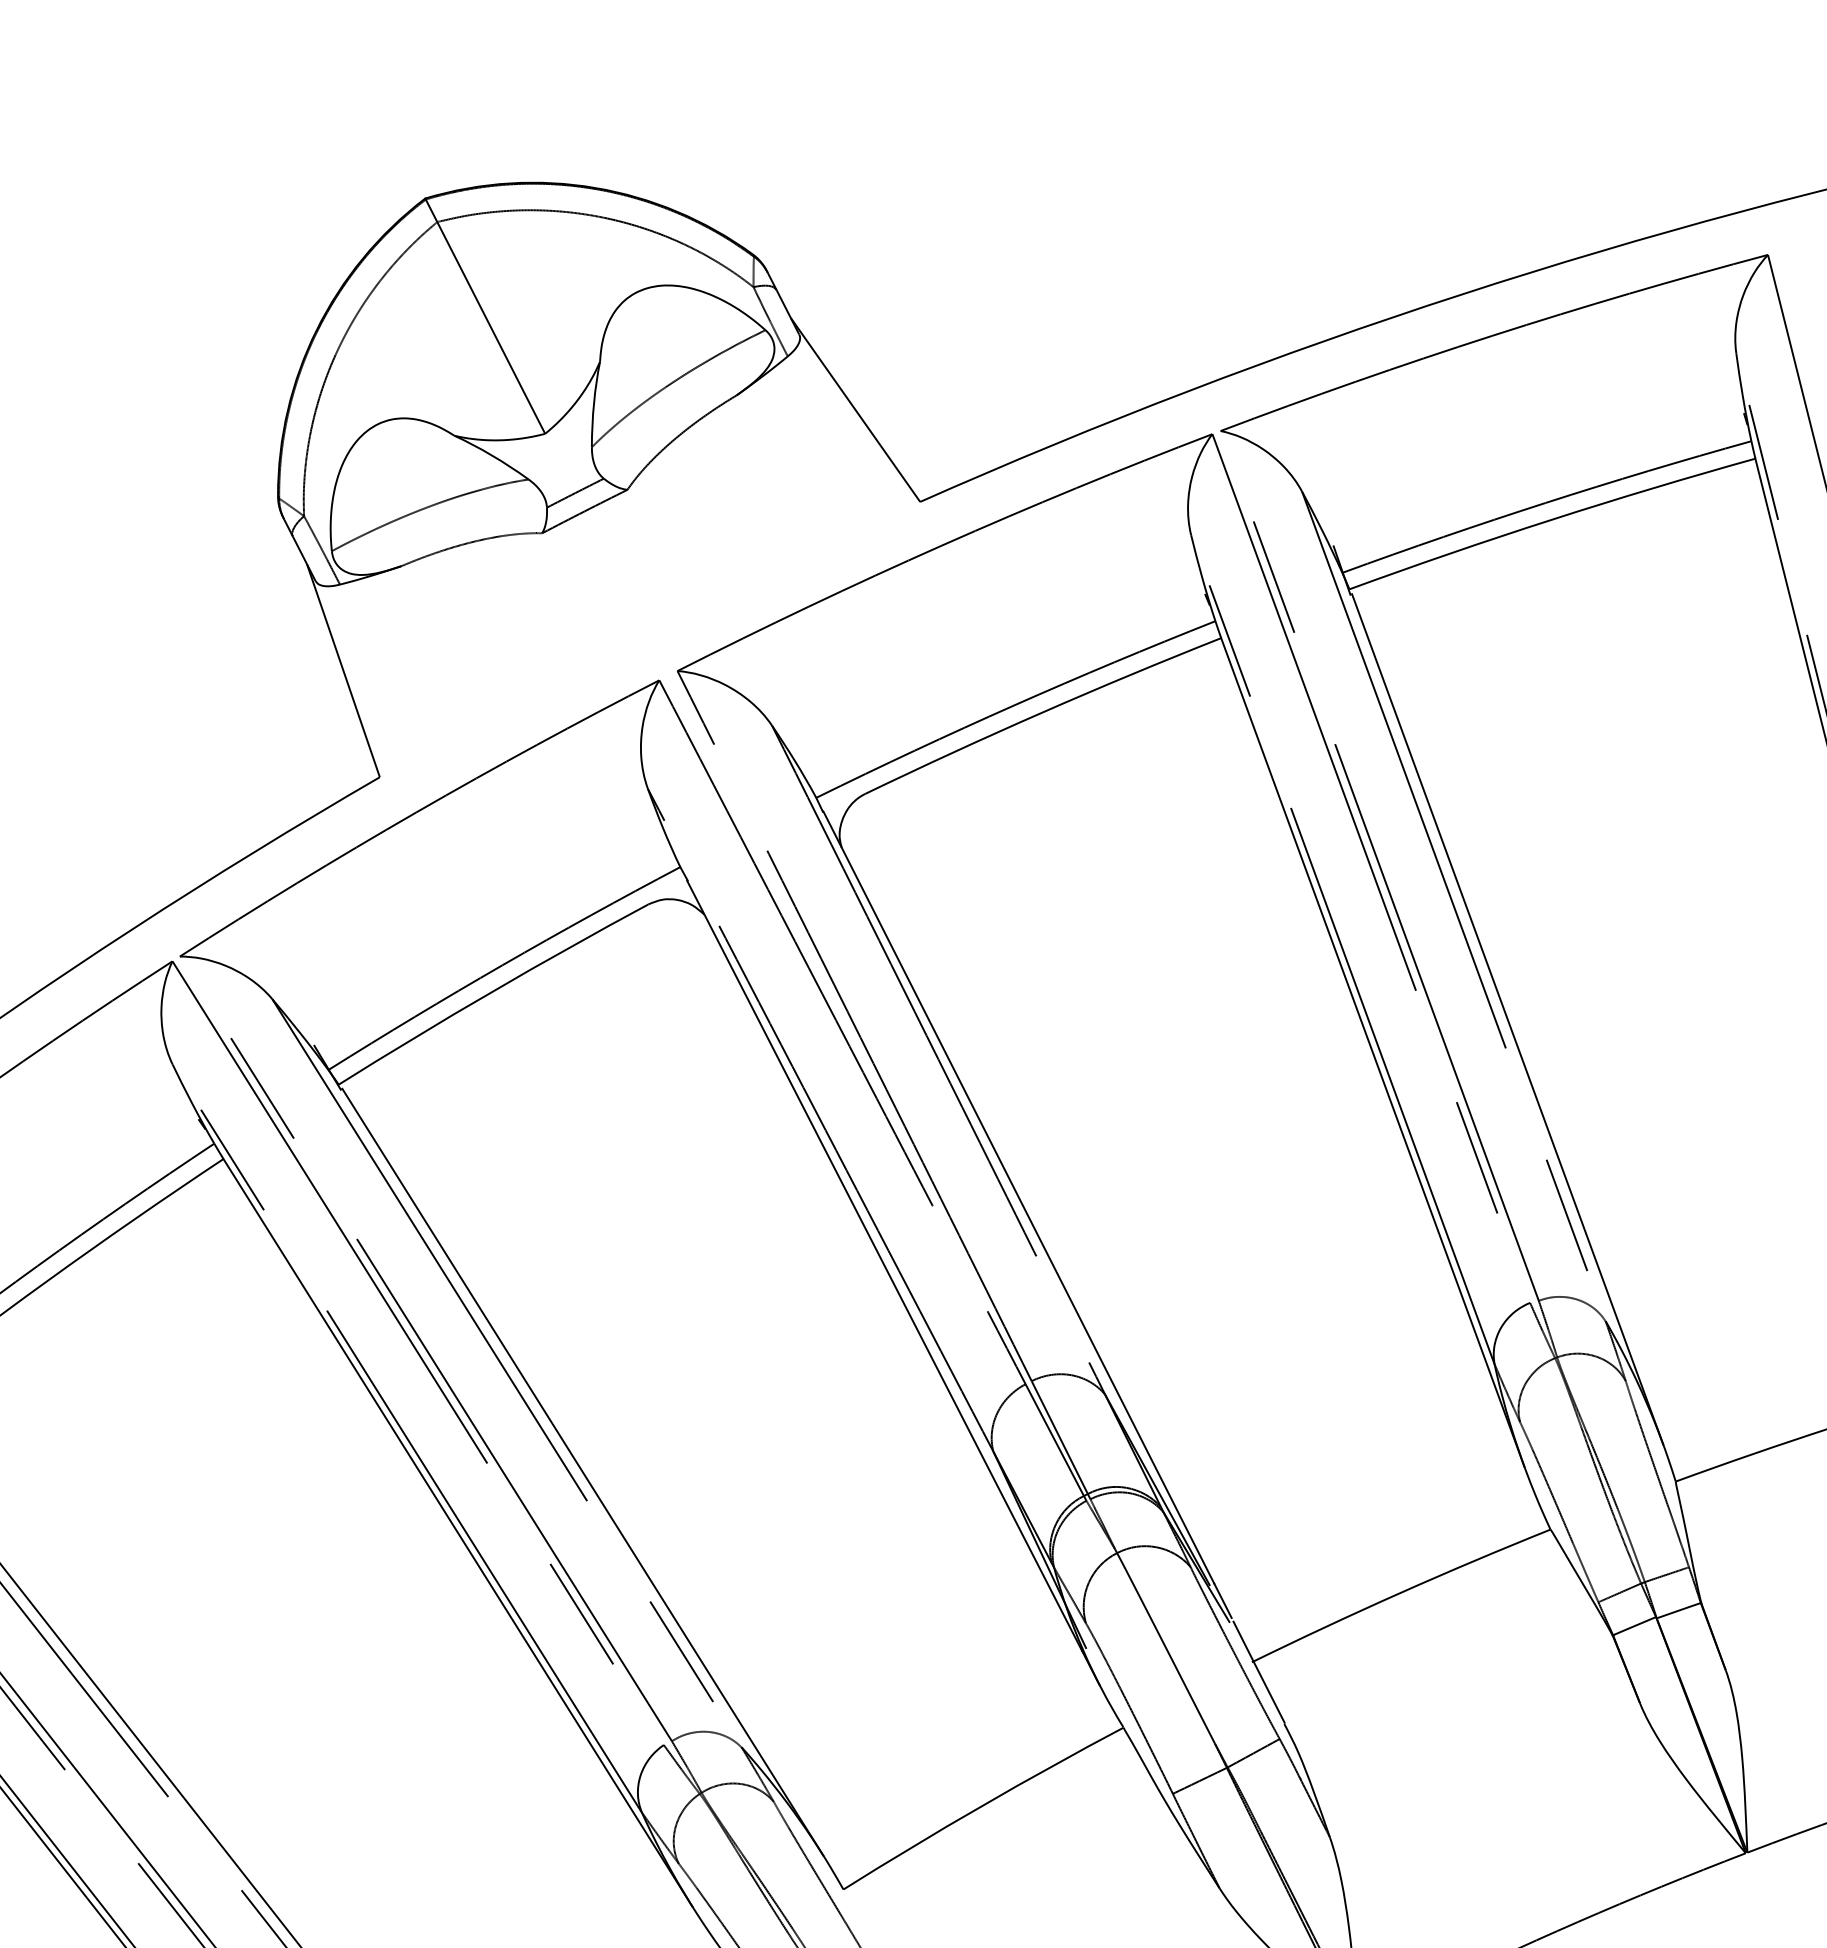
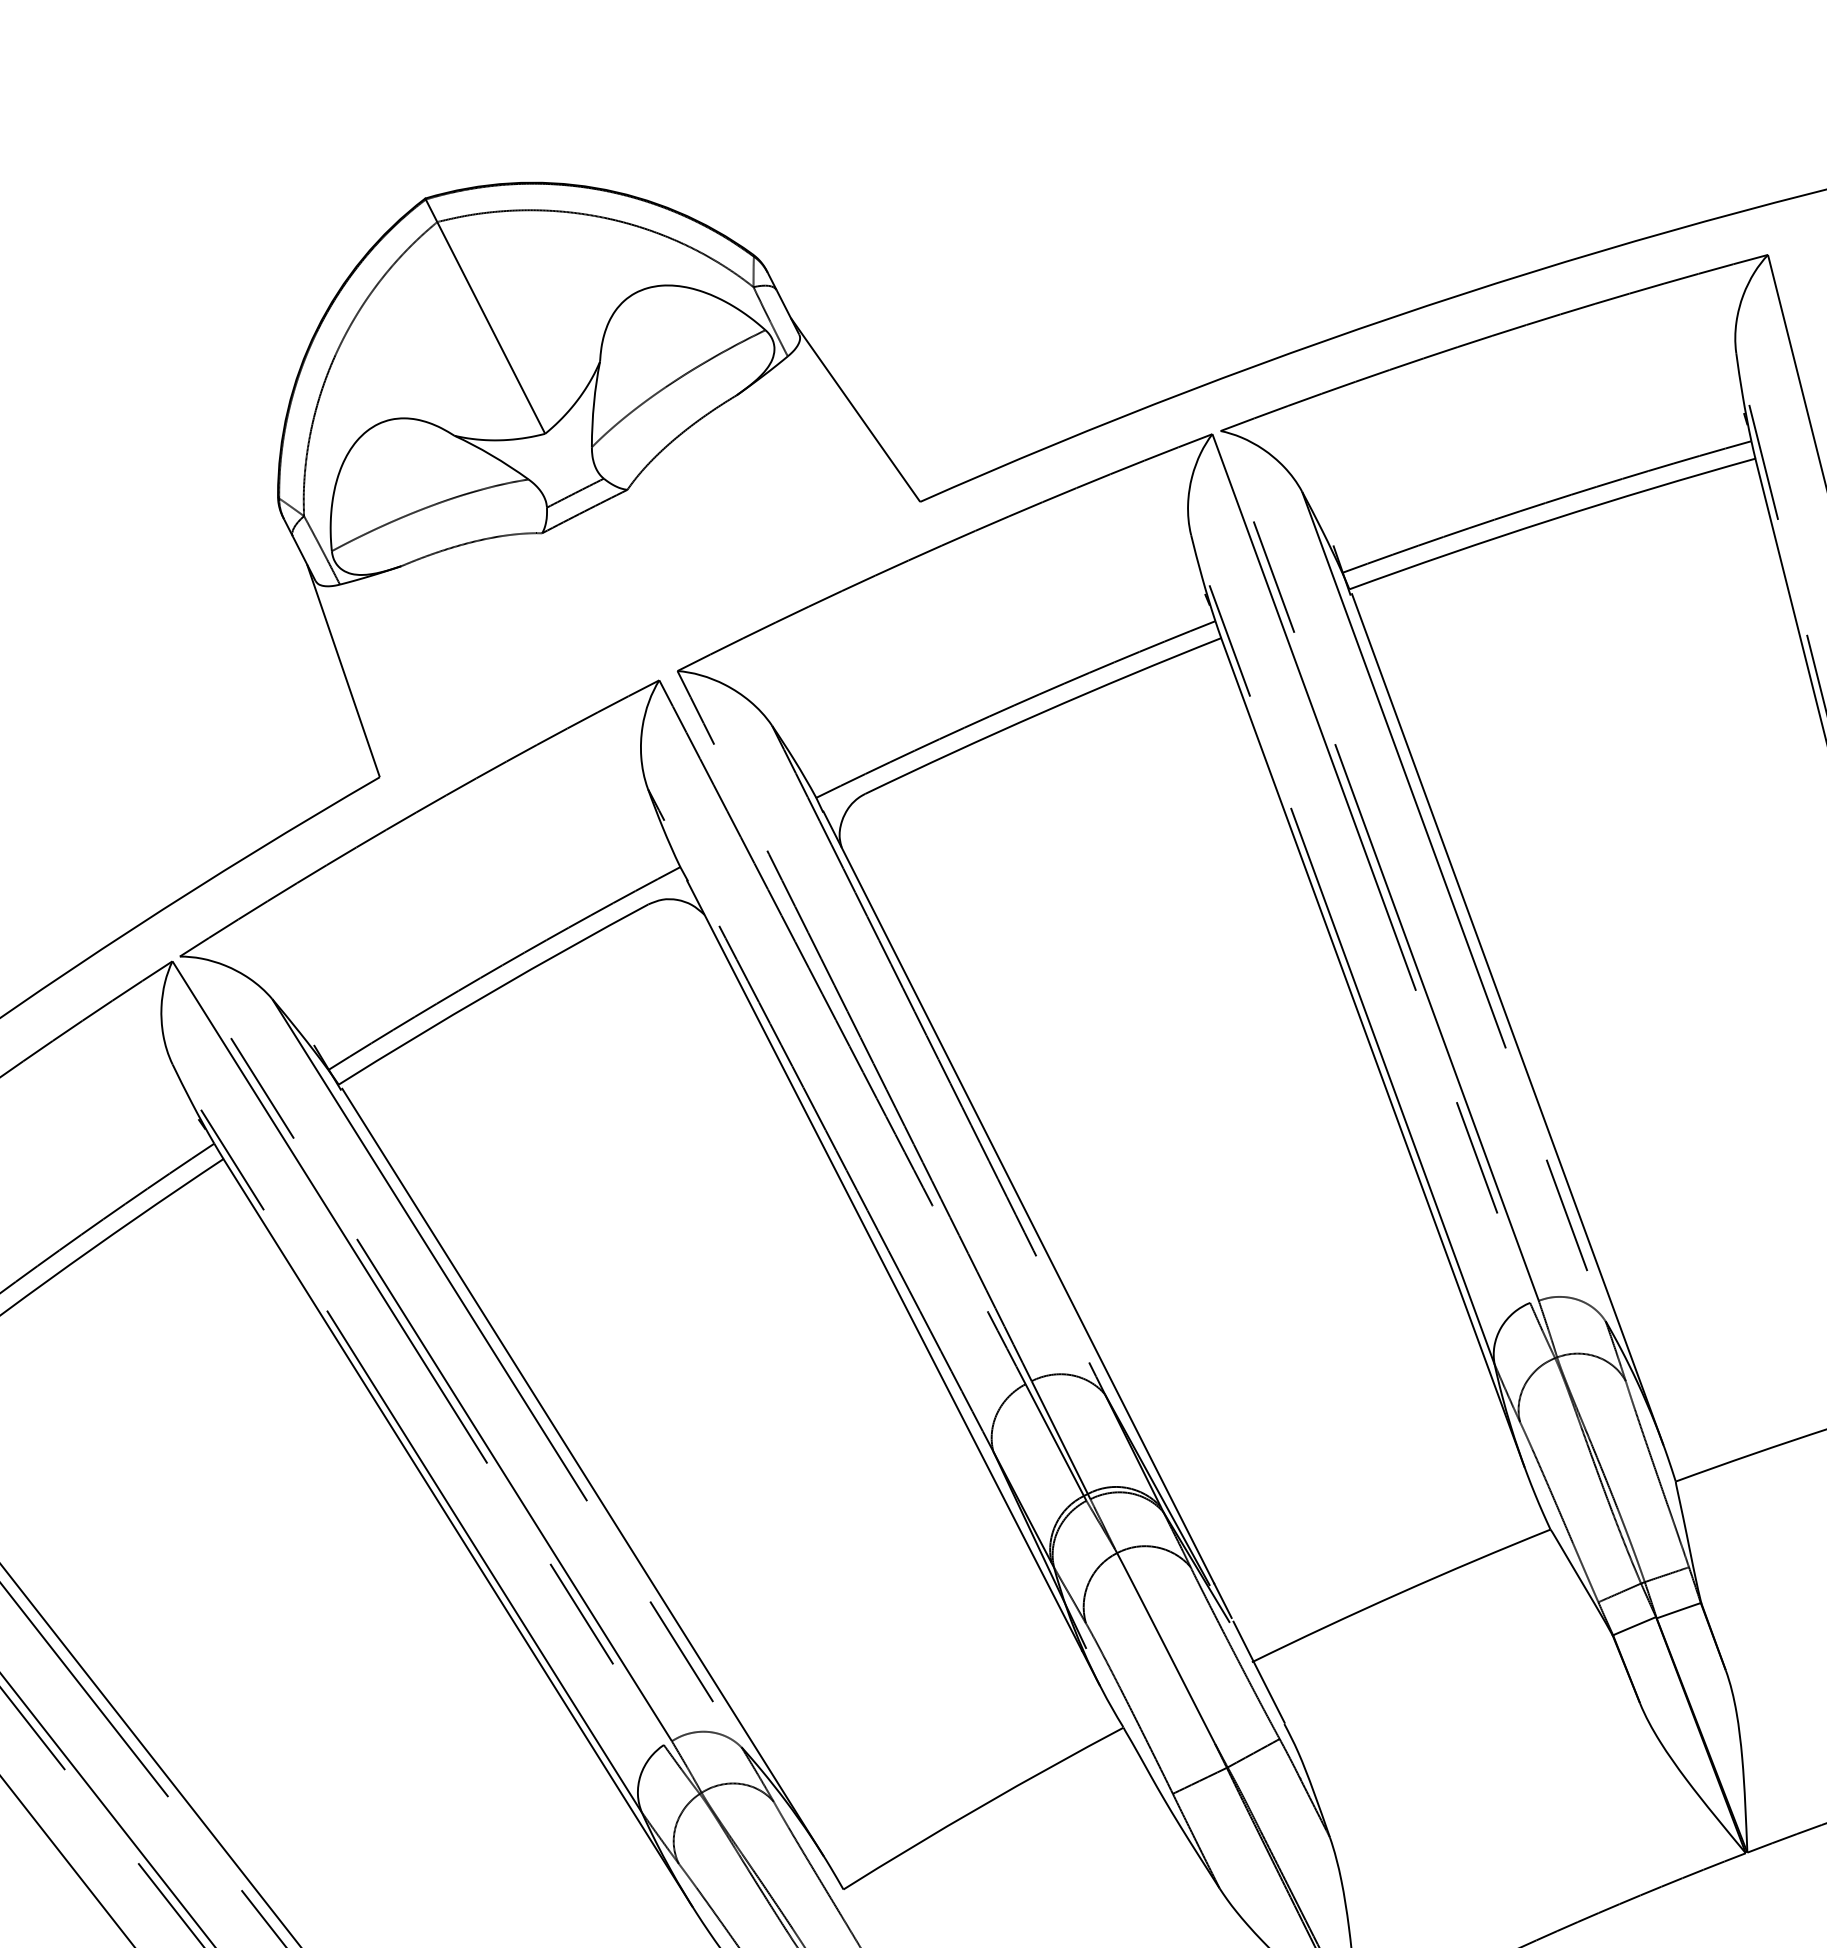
line: present -> none (62, 1867)
